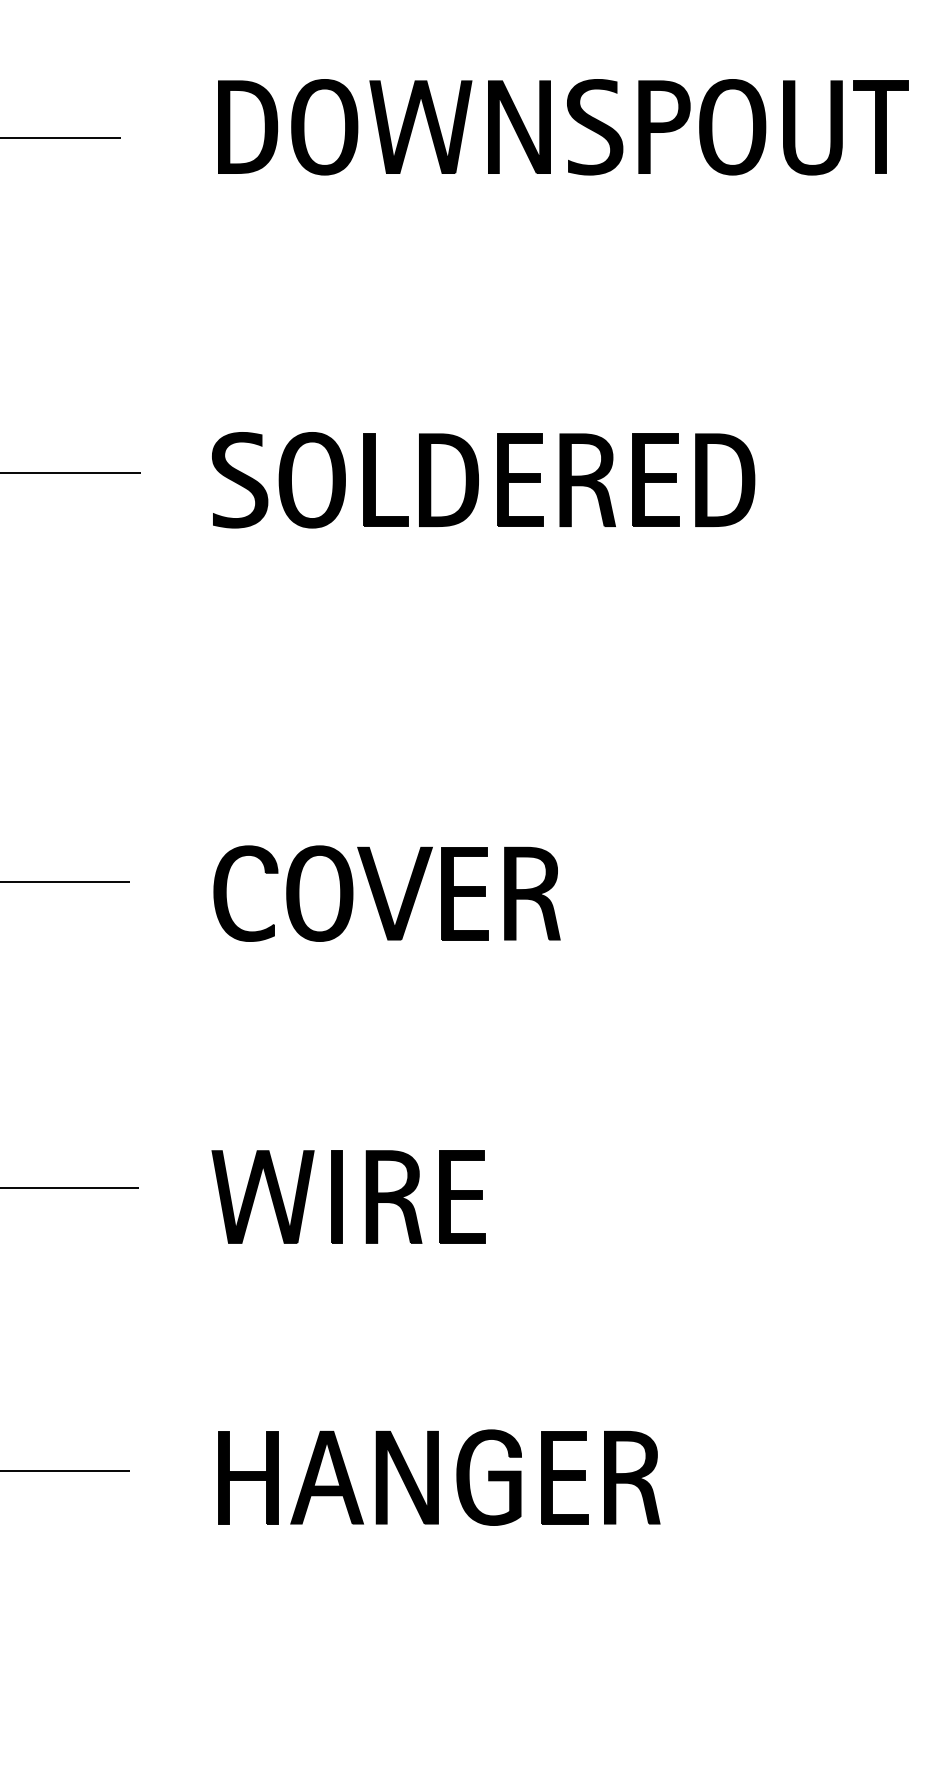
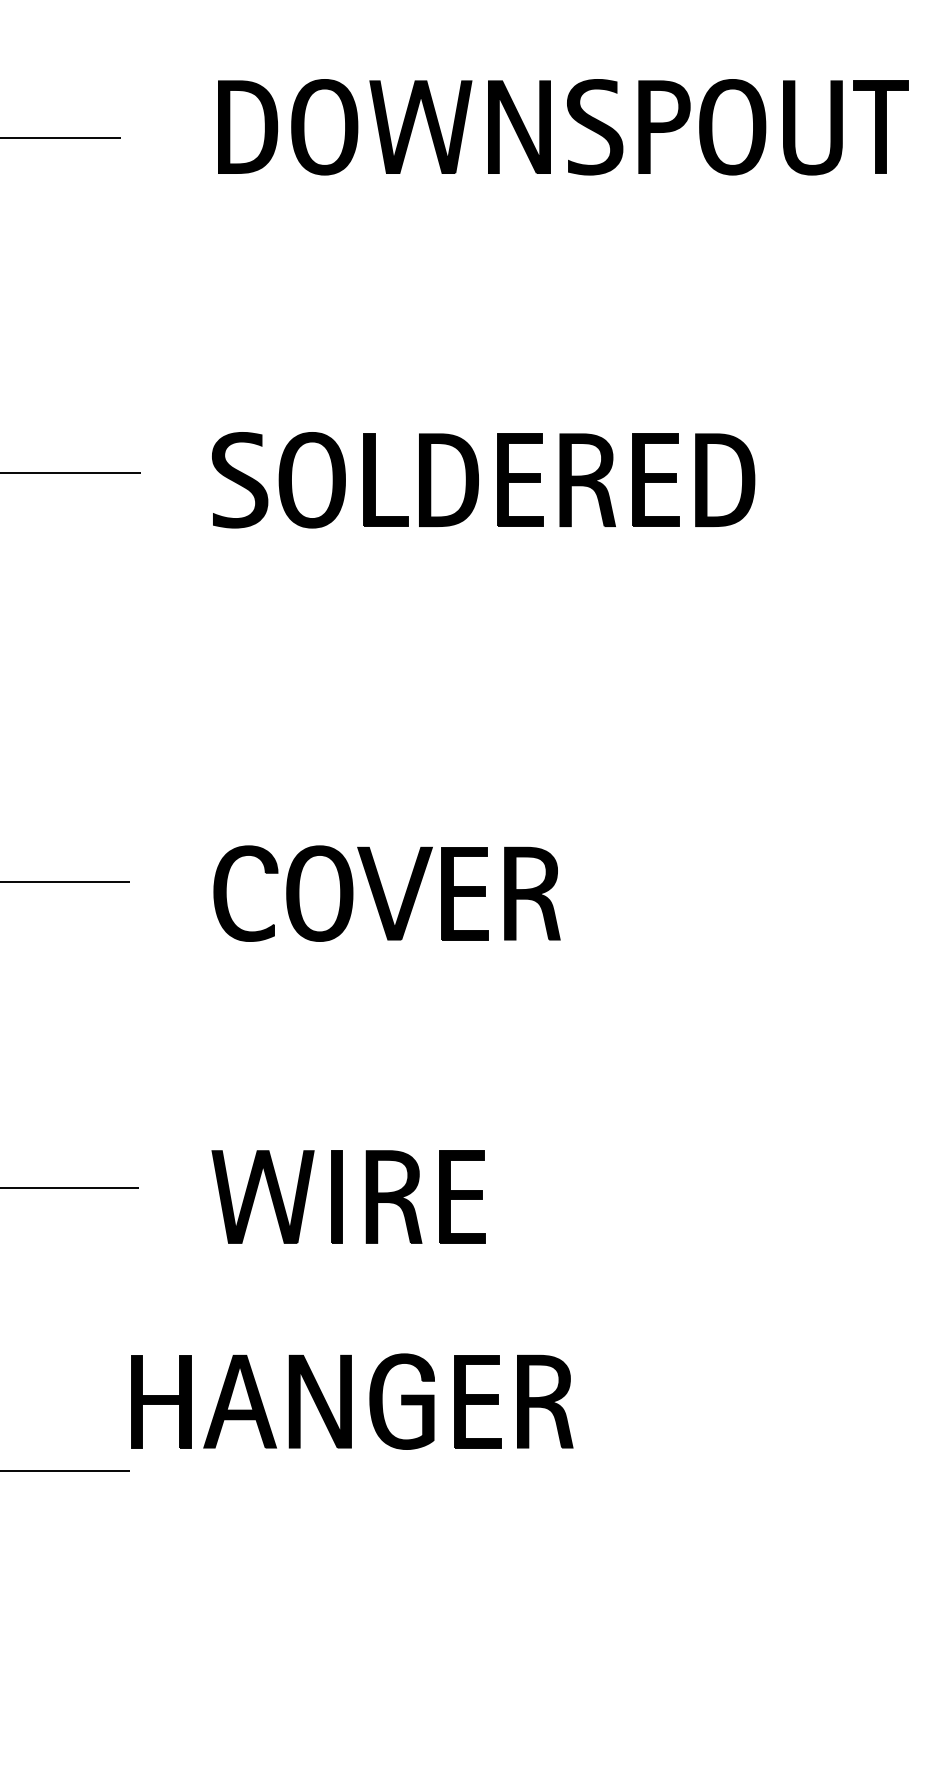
part position: (439, 1477) -> (352, 1401) (352, 1401)
